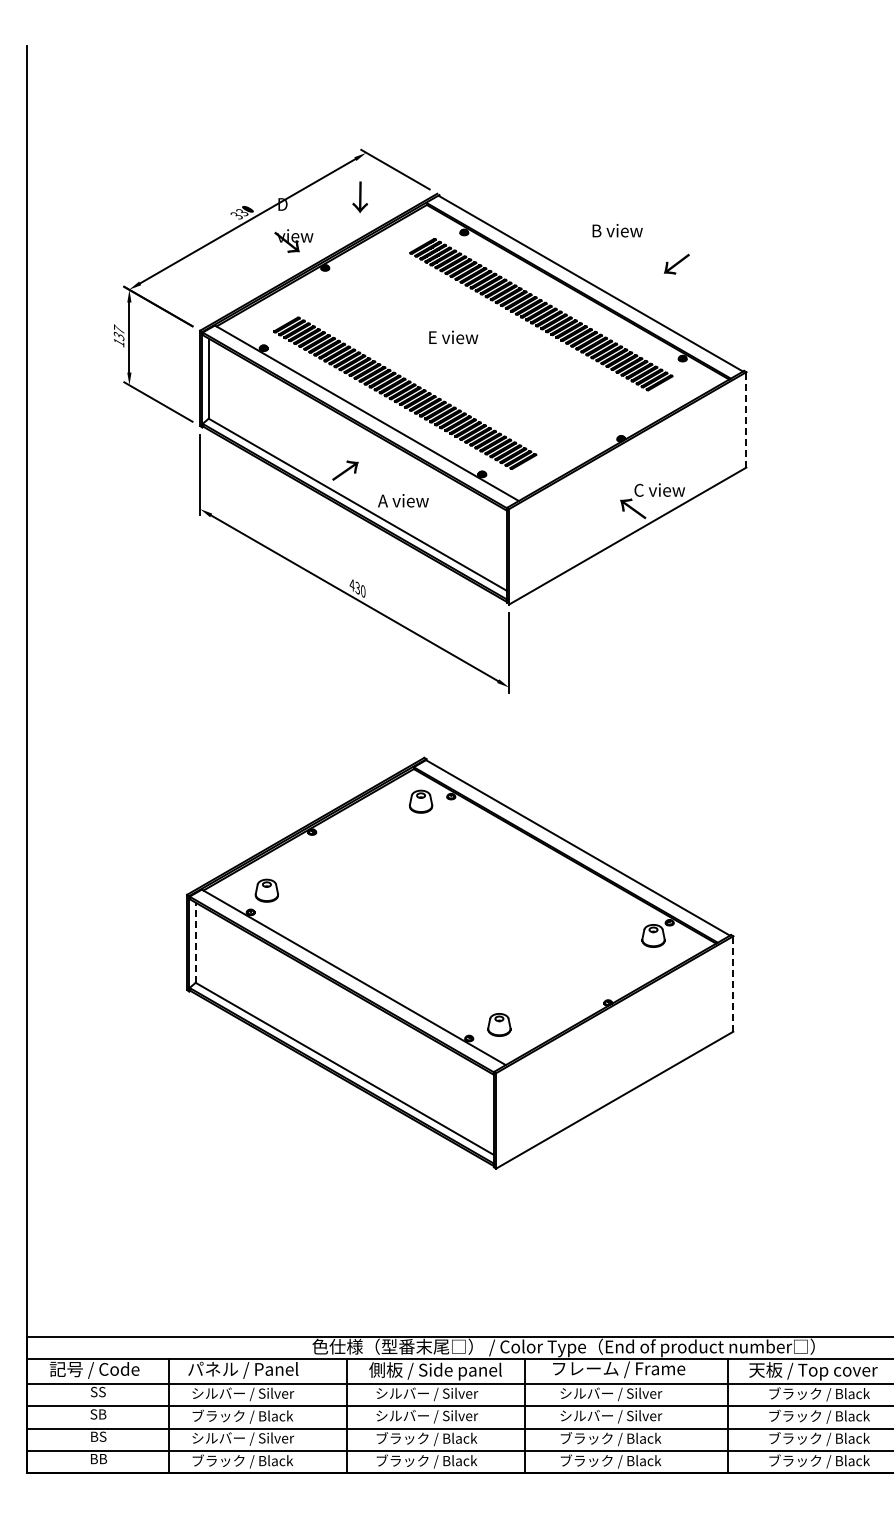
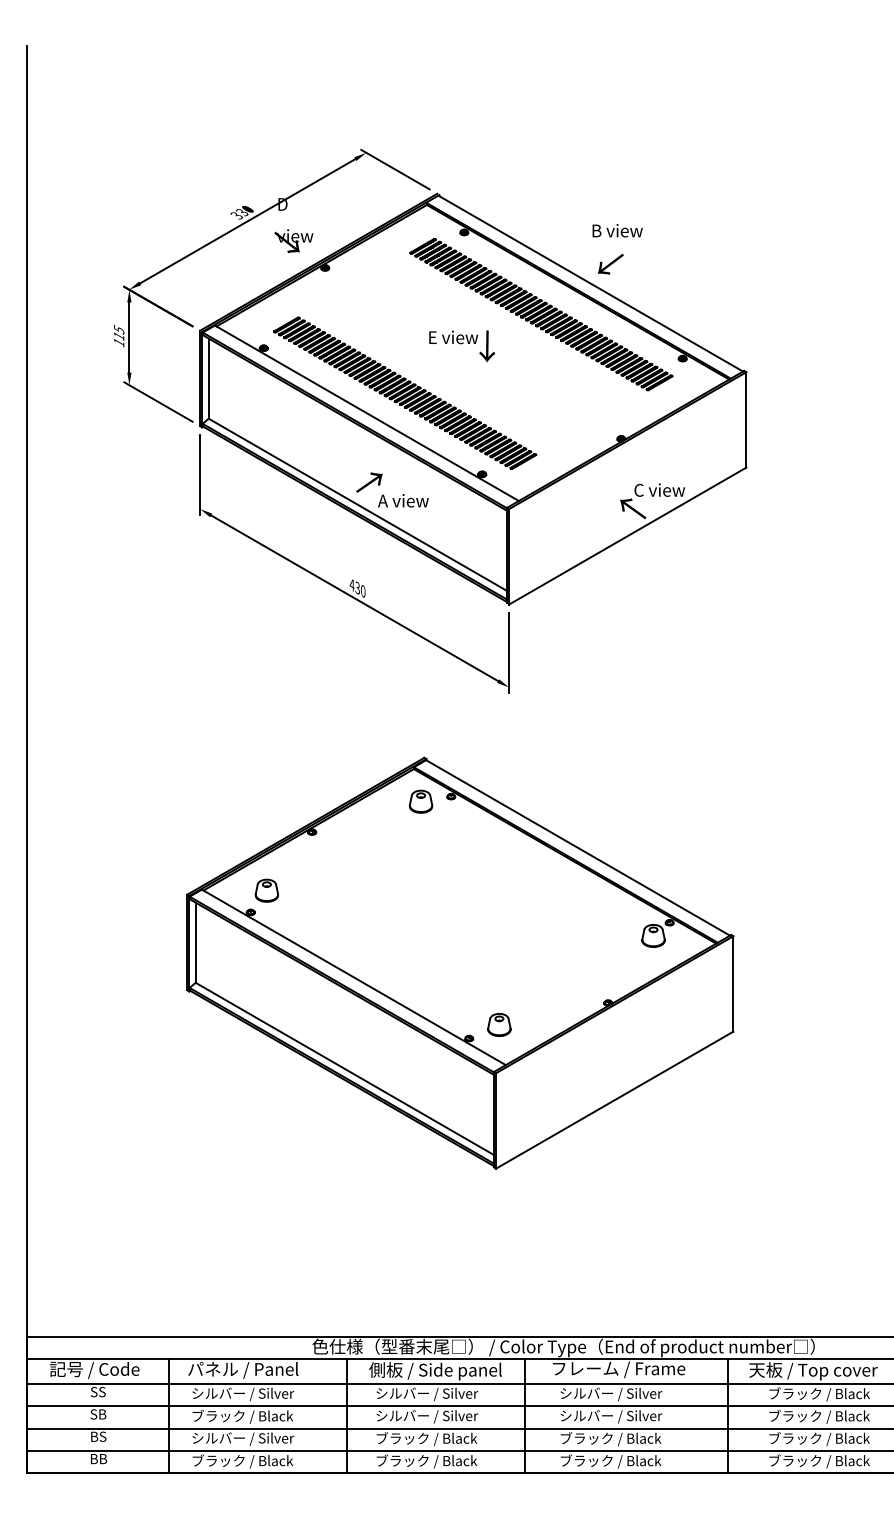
text position: (360, 197) -> (487, 346) (487, 346)
text position: (676, 263) -> (610, 263) (610, 263)
text: 137 -> 115 (118, 332)
line: dashed -> solid (746, 419)
text position: (345, 470) -> (369, 482) (369, 482)
line: dashed -> solid (195, 942)
line: dashed -> solid (733, 984)
